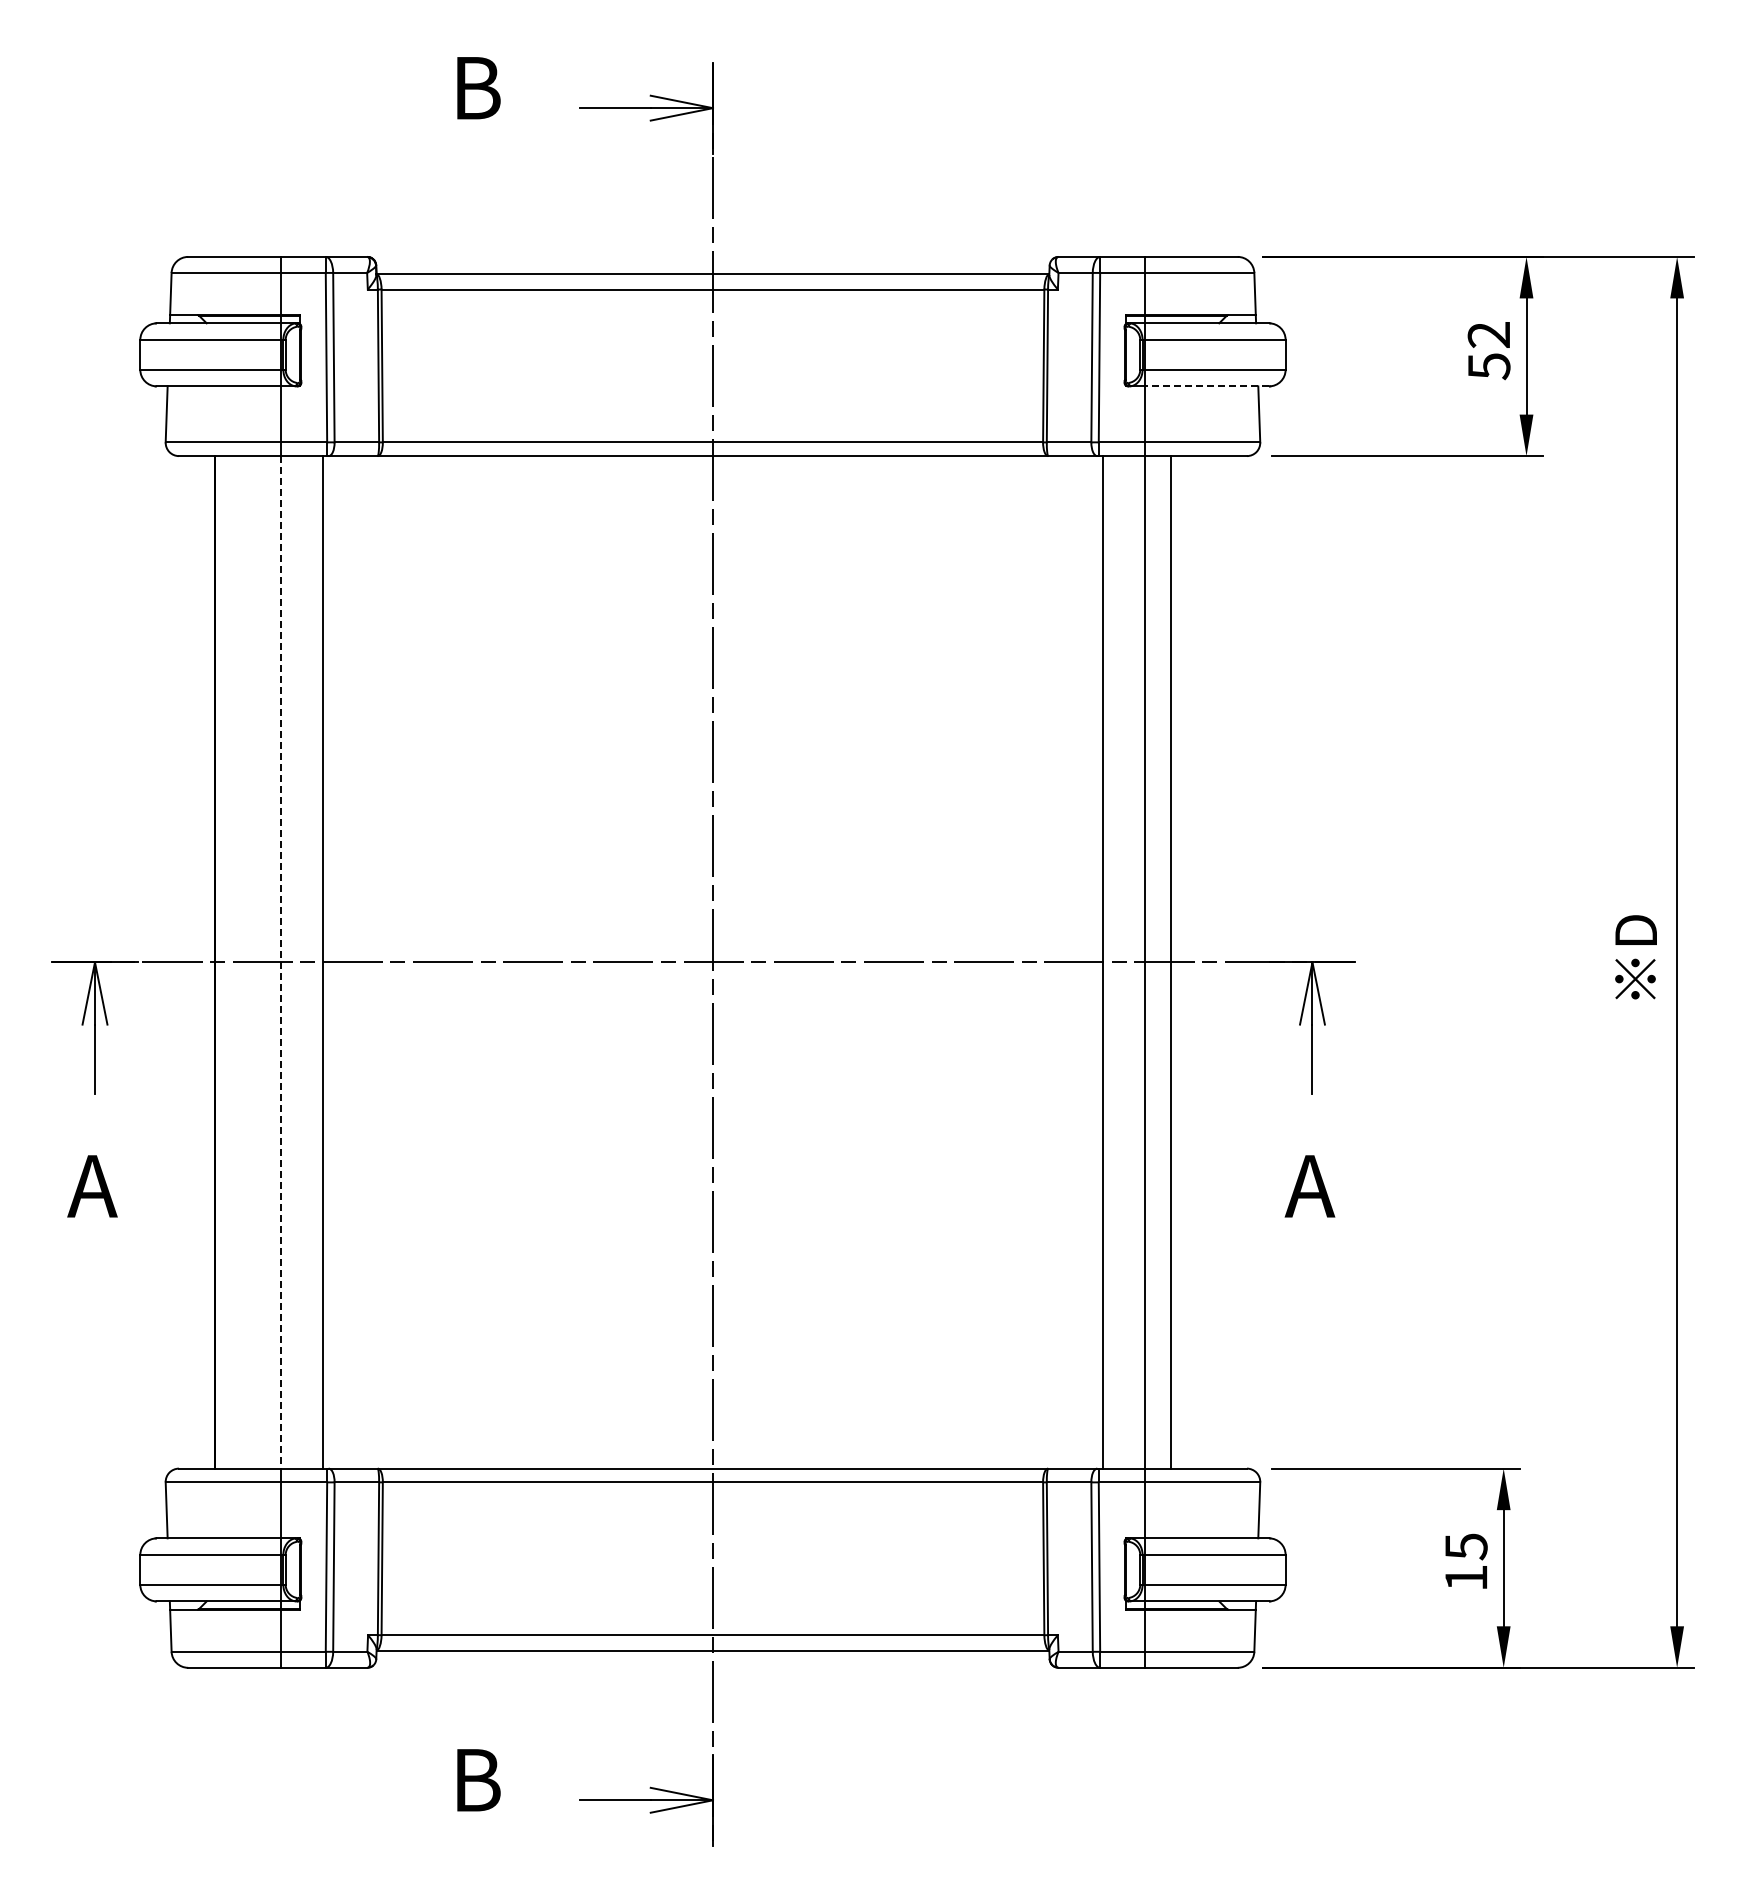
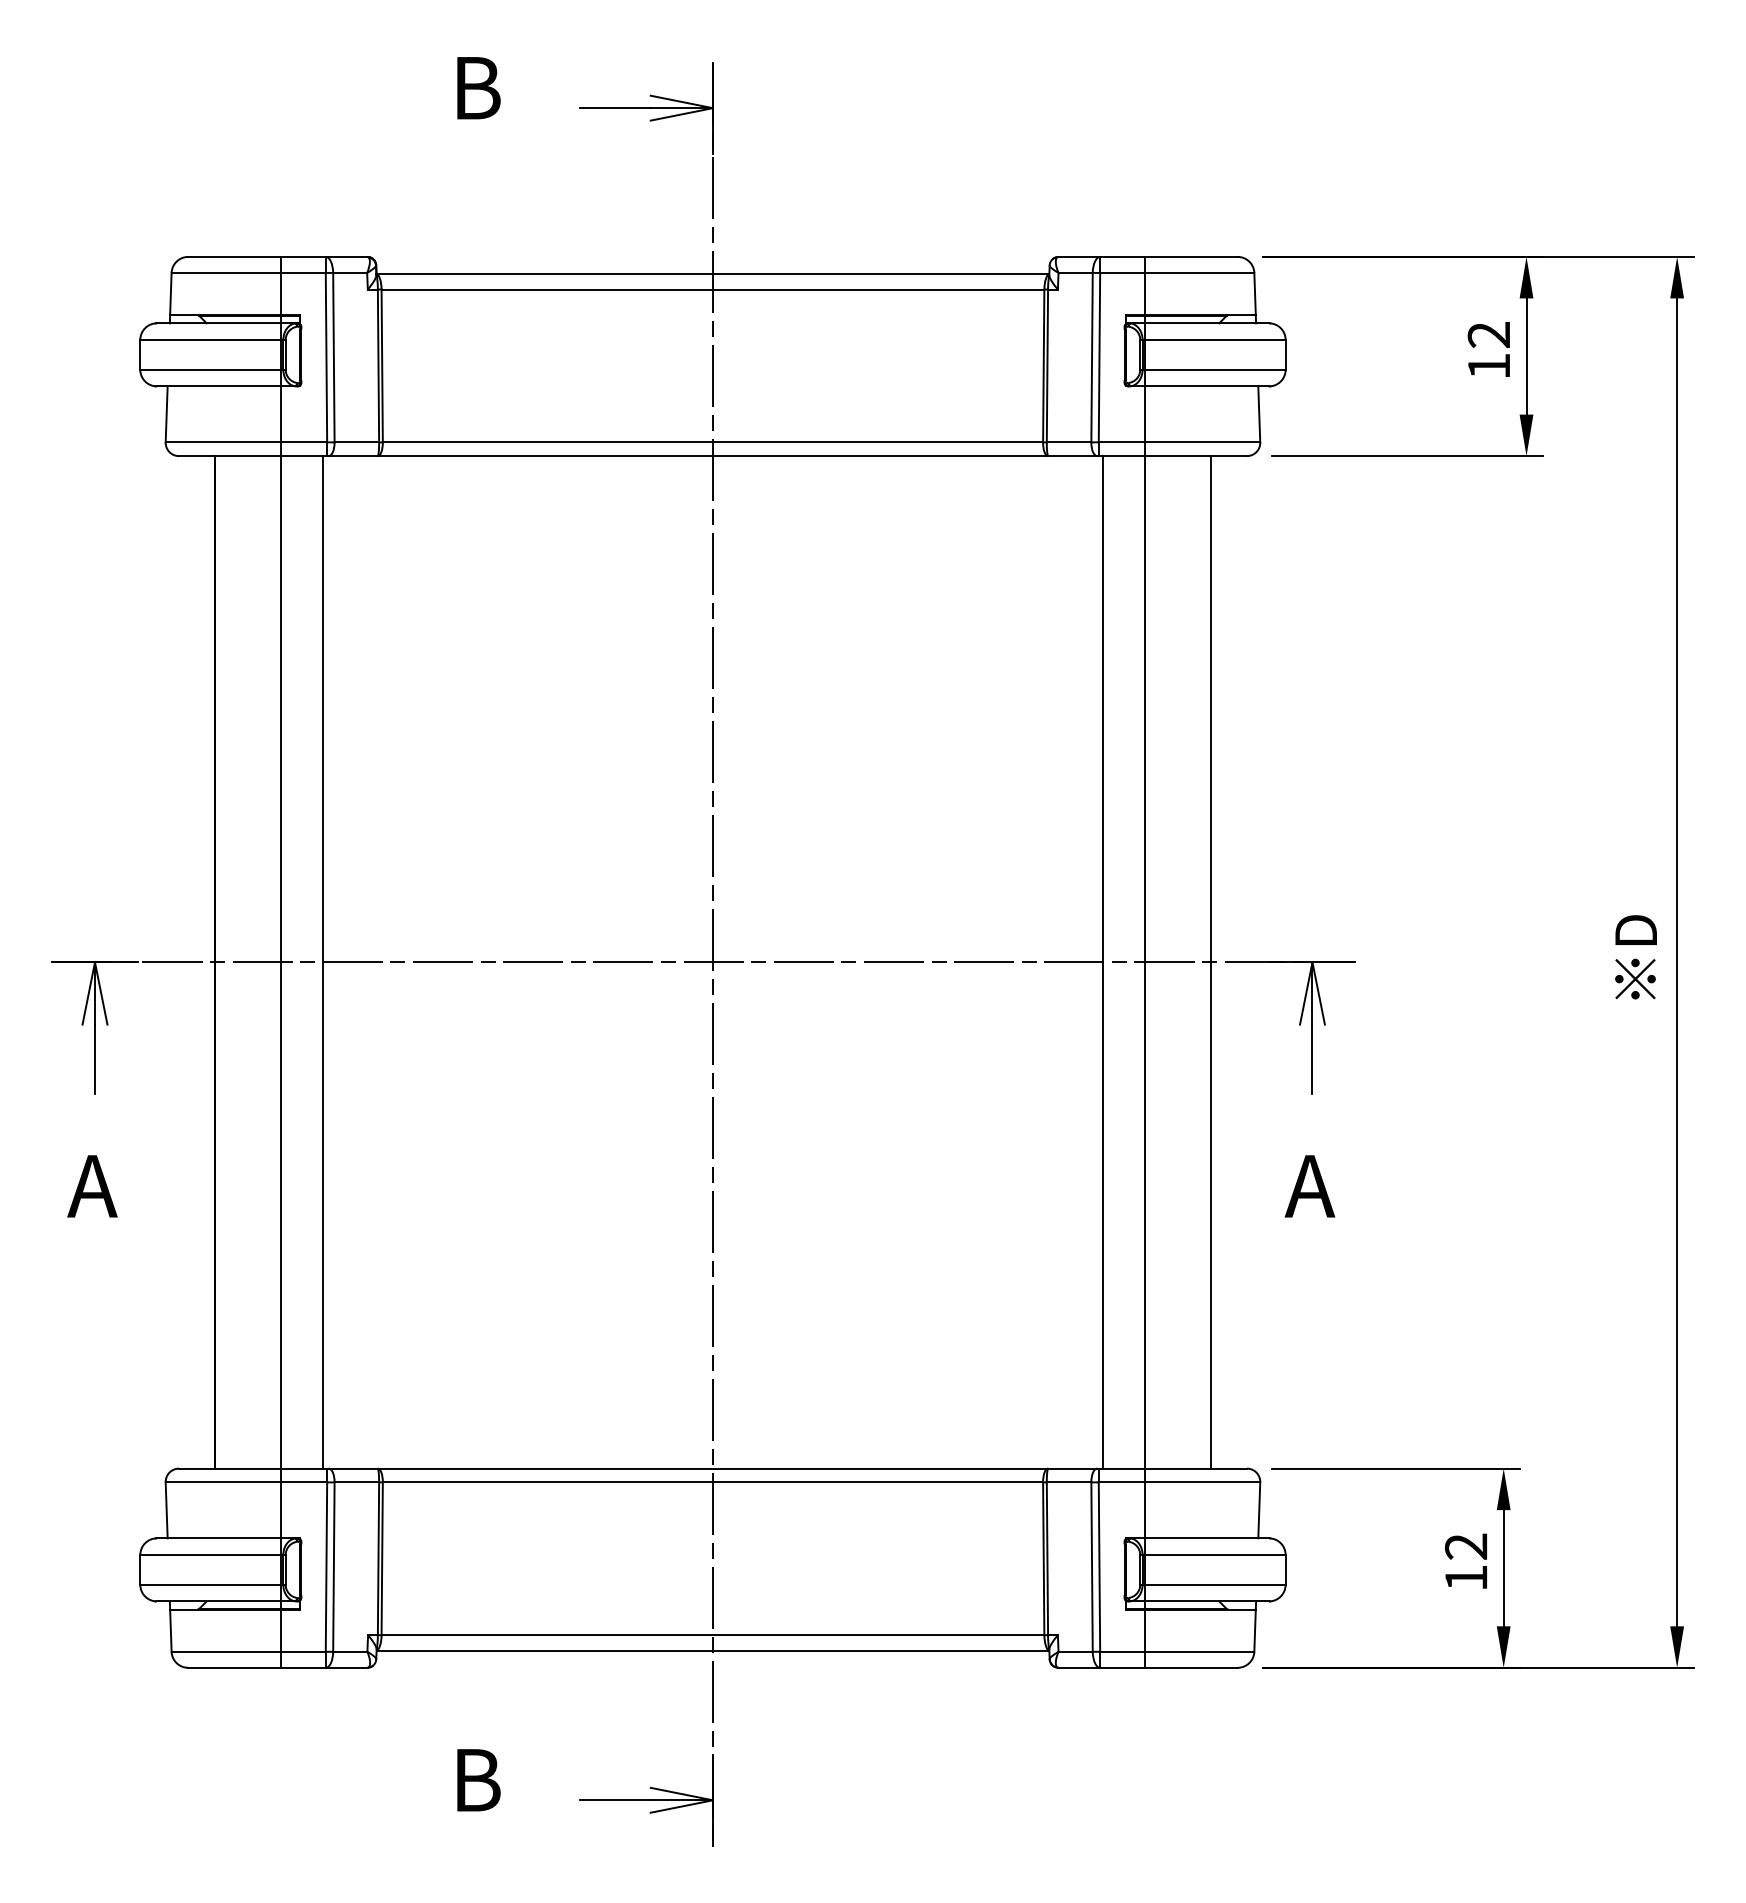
text: 52 -> 12 (1489, 366)
line: dashed -> solid (1206, 386)
line: dashed -> solid (281, 962)
line position: (1170, 962) -> (1210, 962) (1210, 962)
text: 15 -> 12 (1465, 1546)
